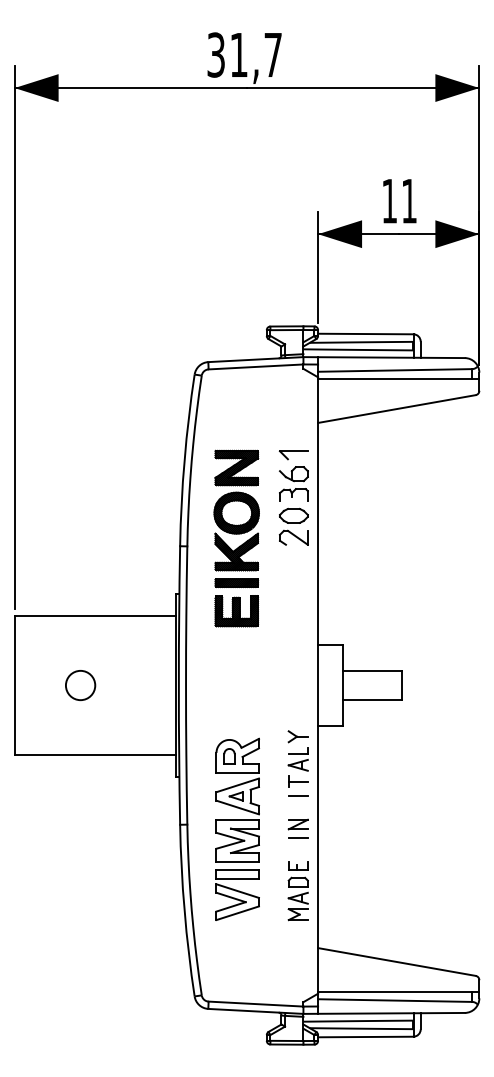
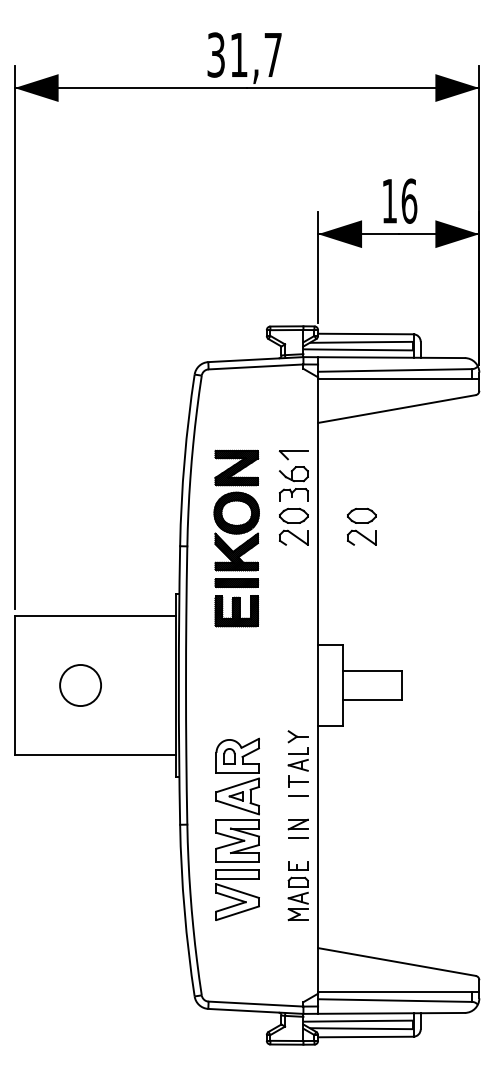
text: 11 -> 16 (409, 200)
part: none -> present (361, 526)
circle diameter: 29 px -> 41 px (80, 685)
